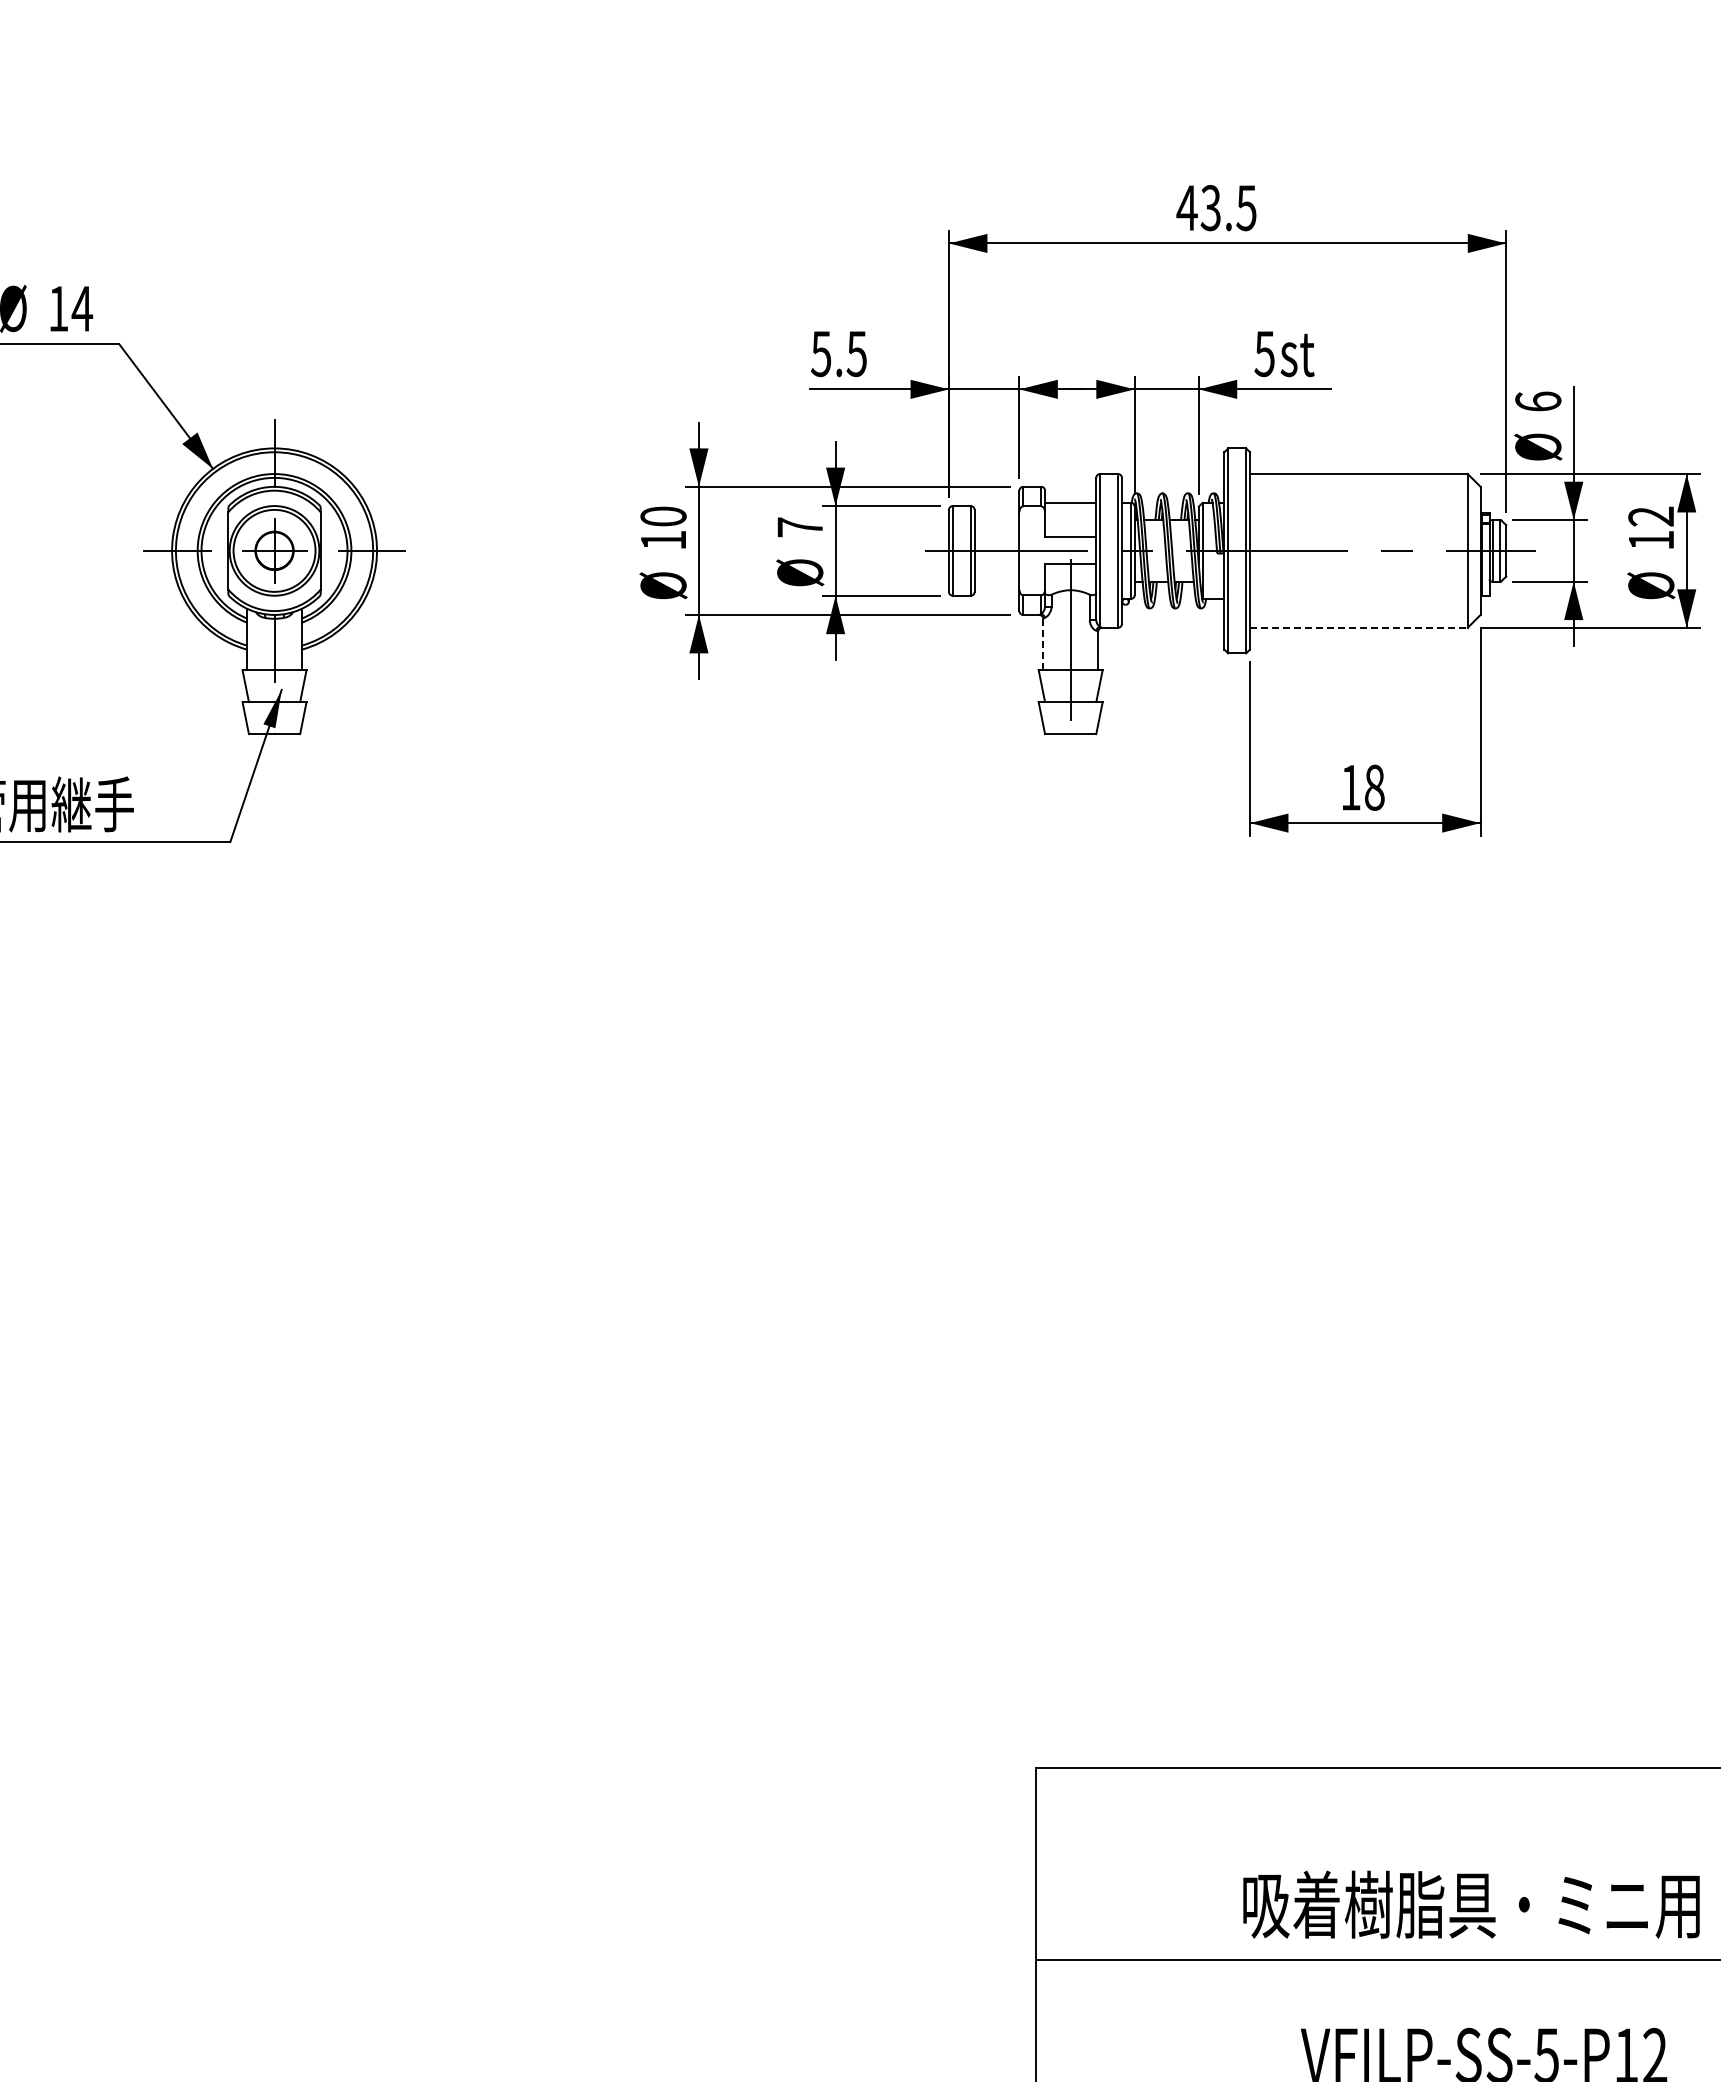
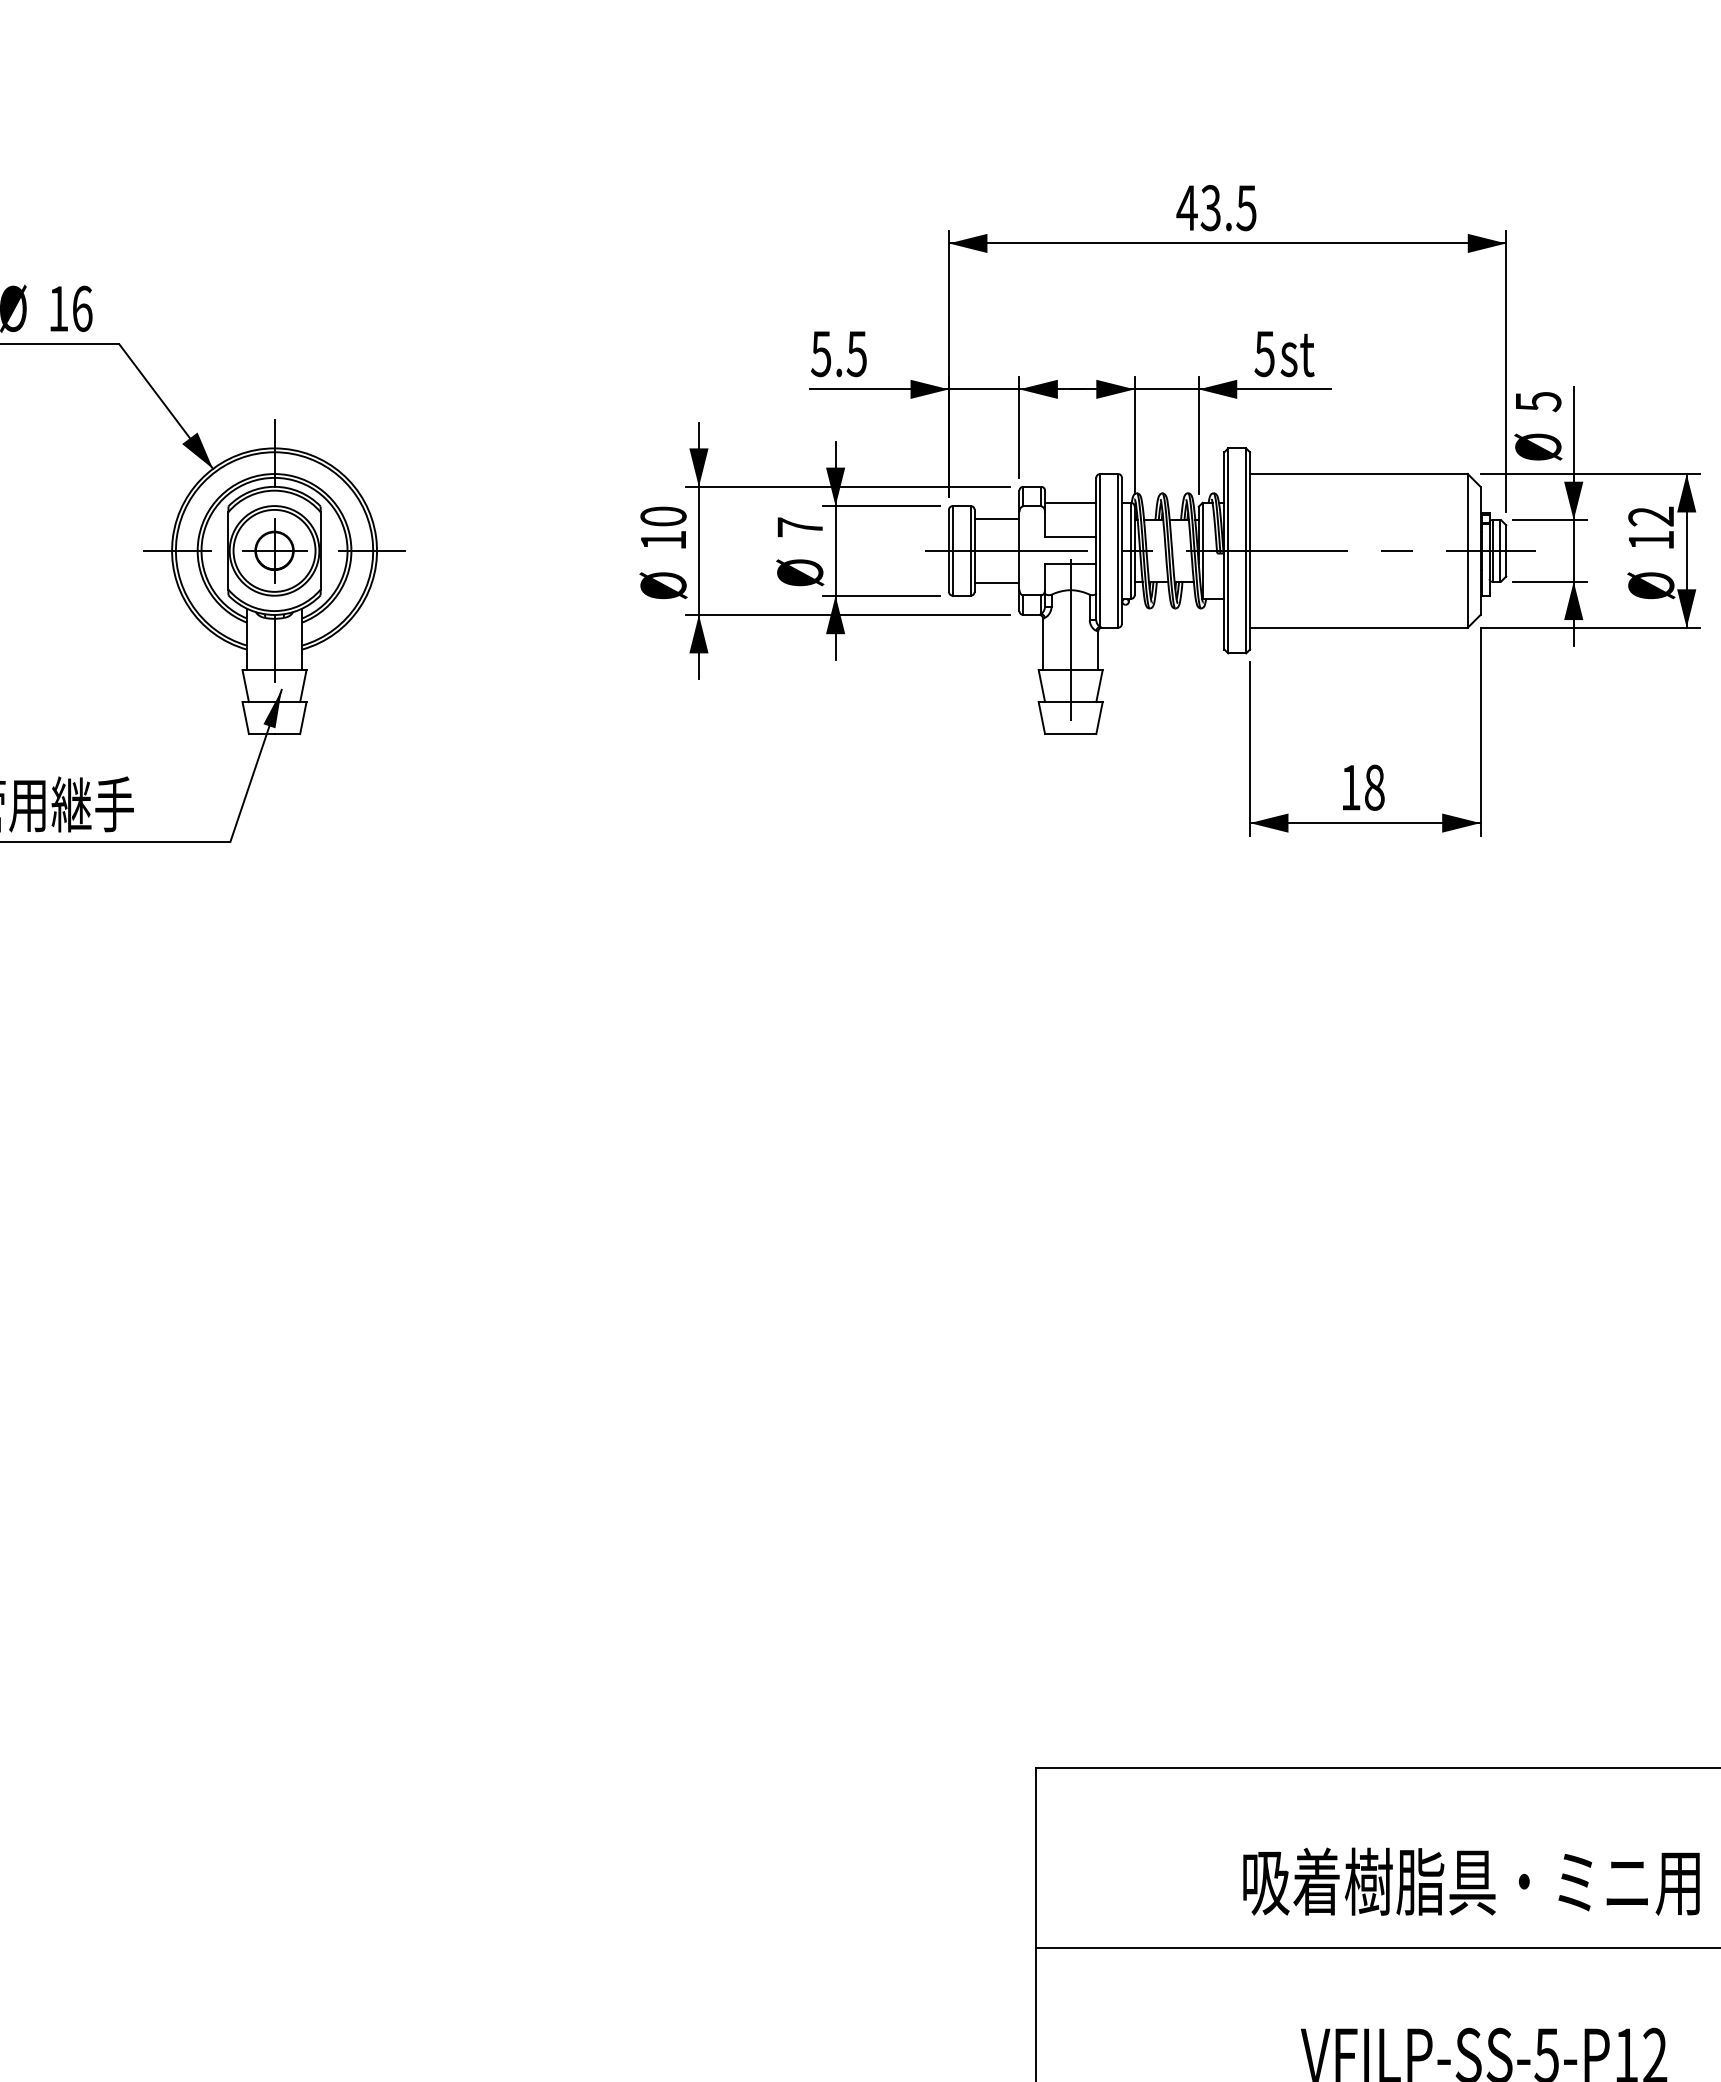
text: 14 -> 16 (82, 308)
text: 6 -> 5 (1538, 401)
line: none -> present (996, 518)
line: none -> present (996, 582)
line: dashed -> solid (1358, 627)
line: dashed -> solid (1043, 644)
text position: (1471, 1904) -> (1471, 1881) (1471, 1881)
line position: (1376, 1959) -> (1376, 1947) (1376, 1947)
